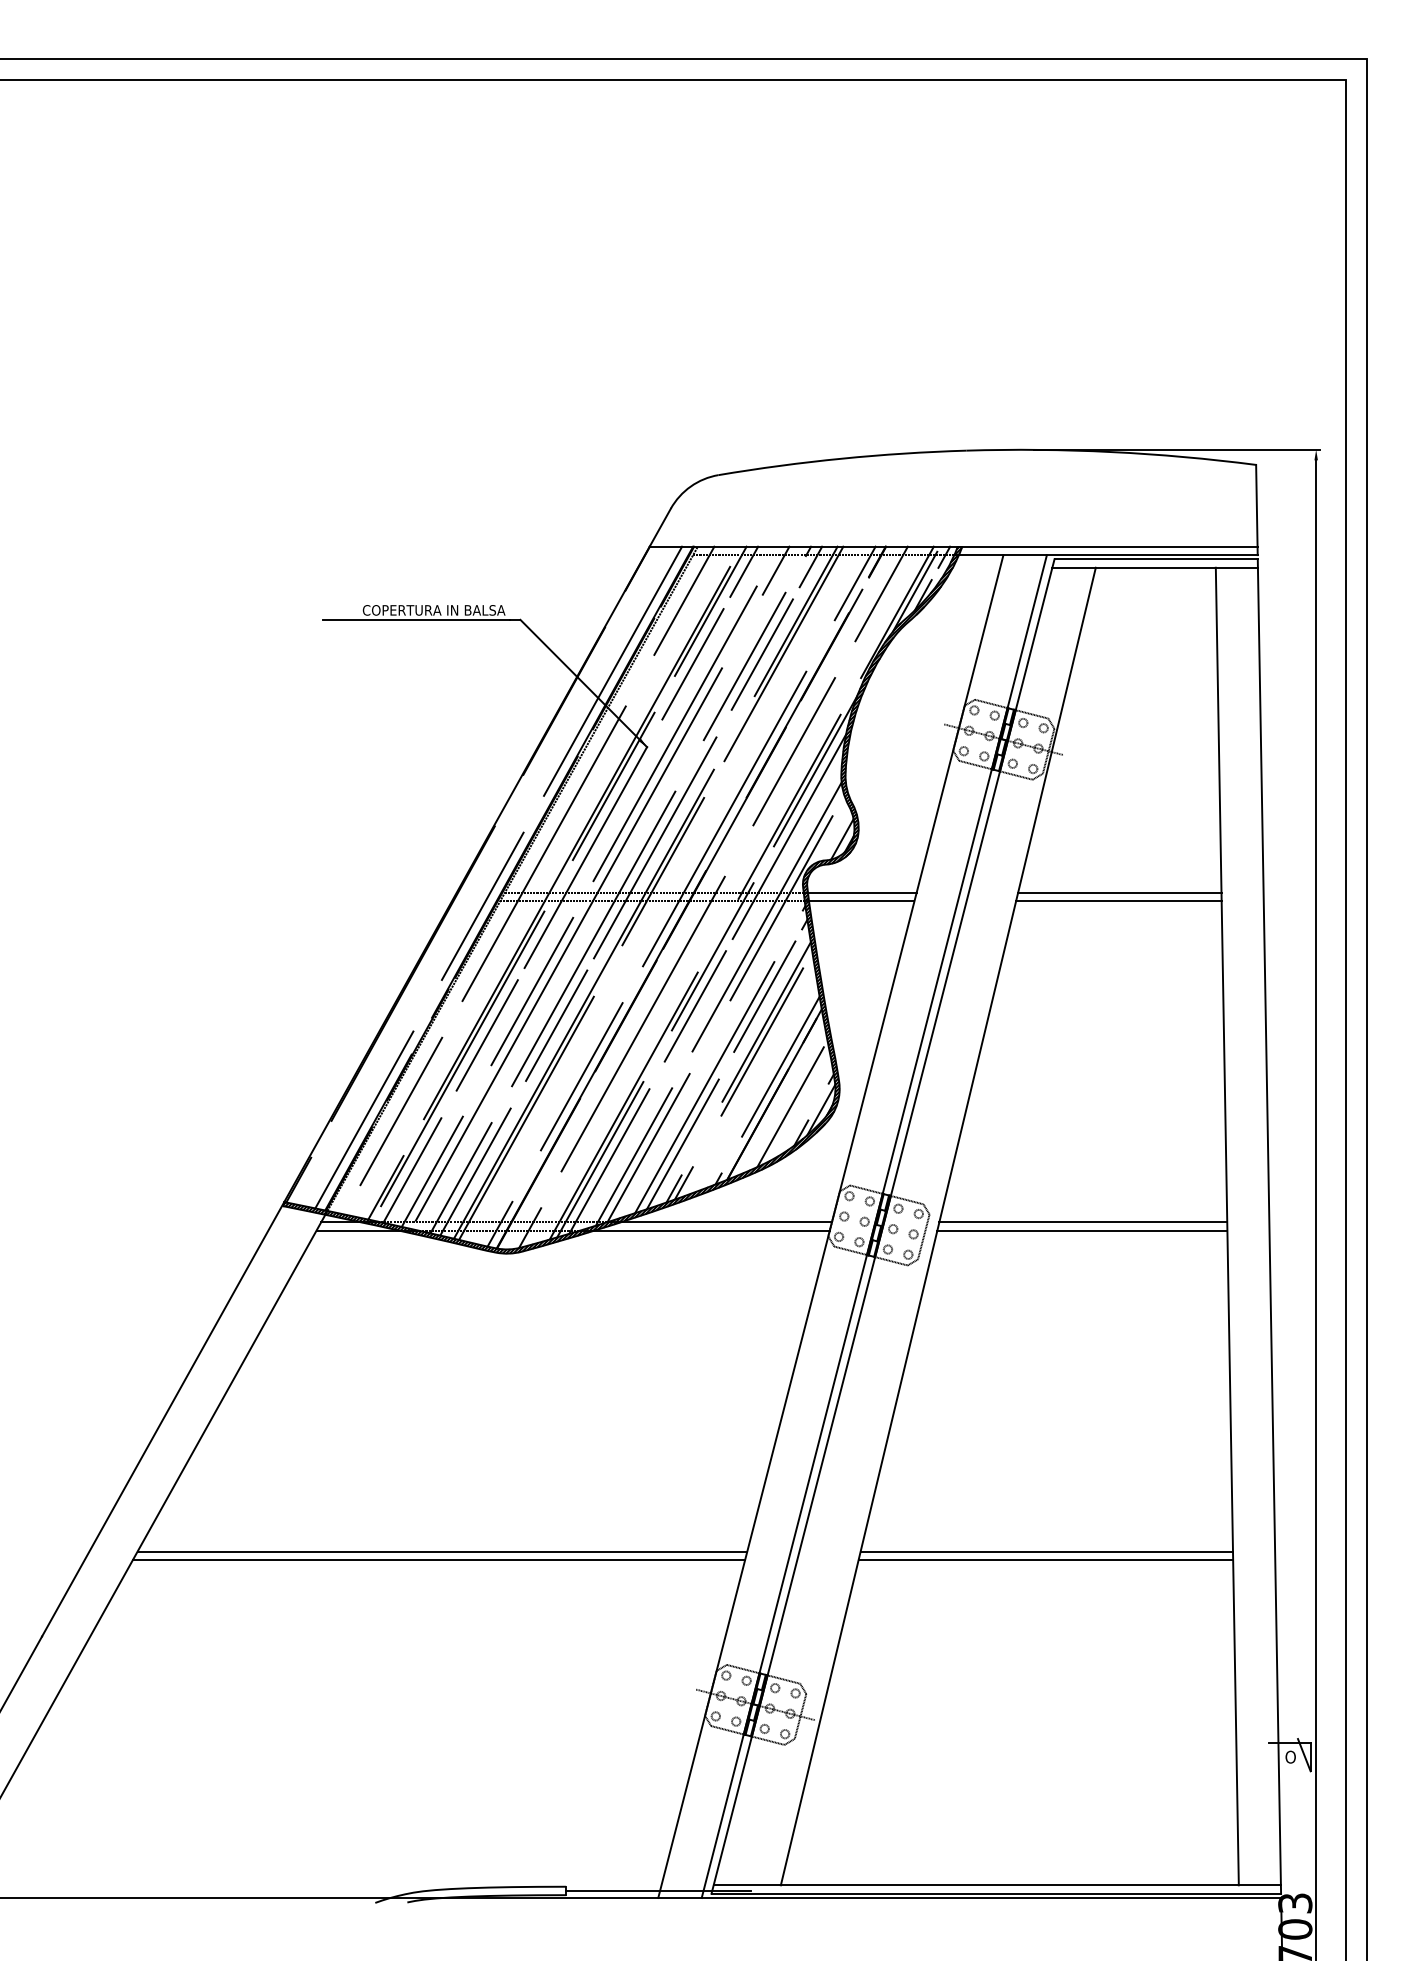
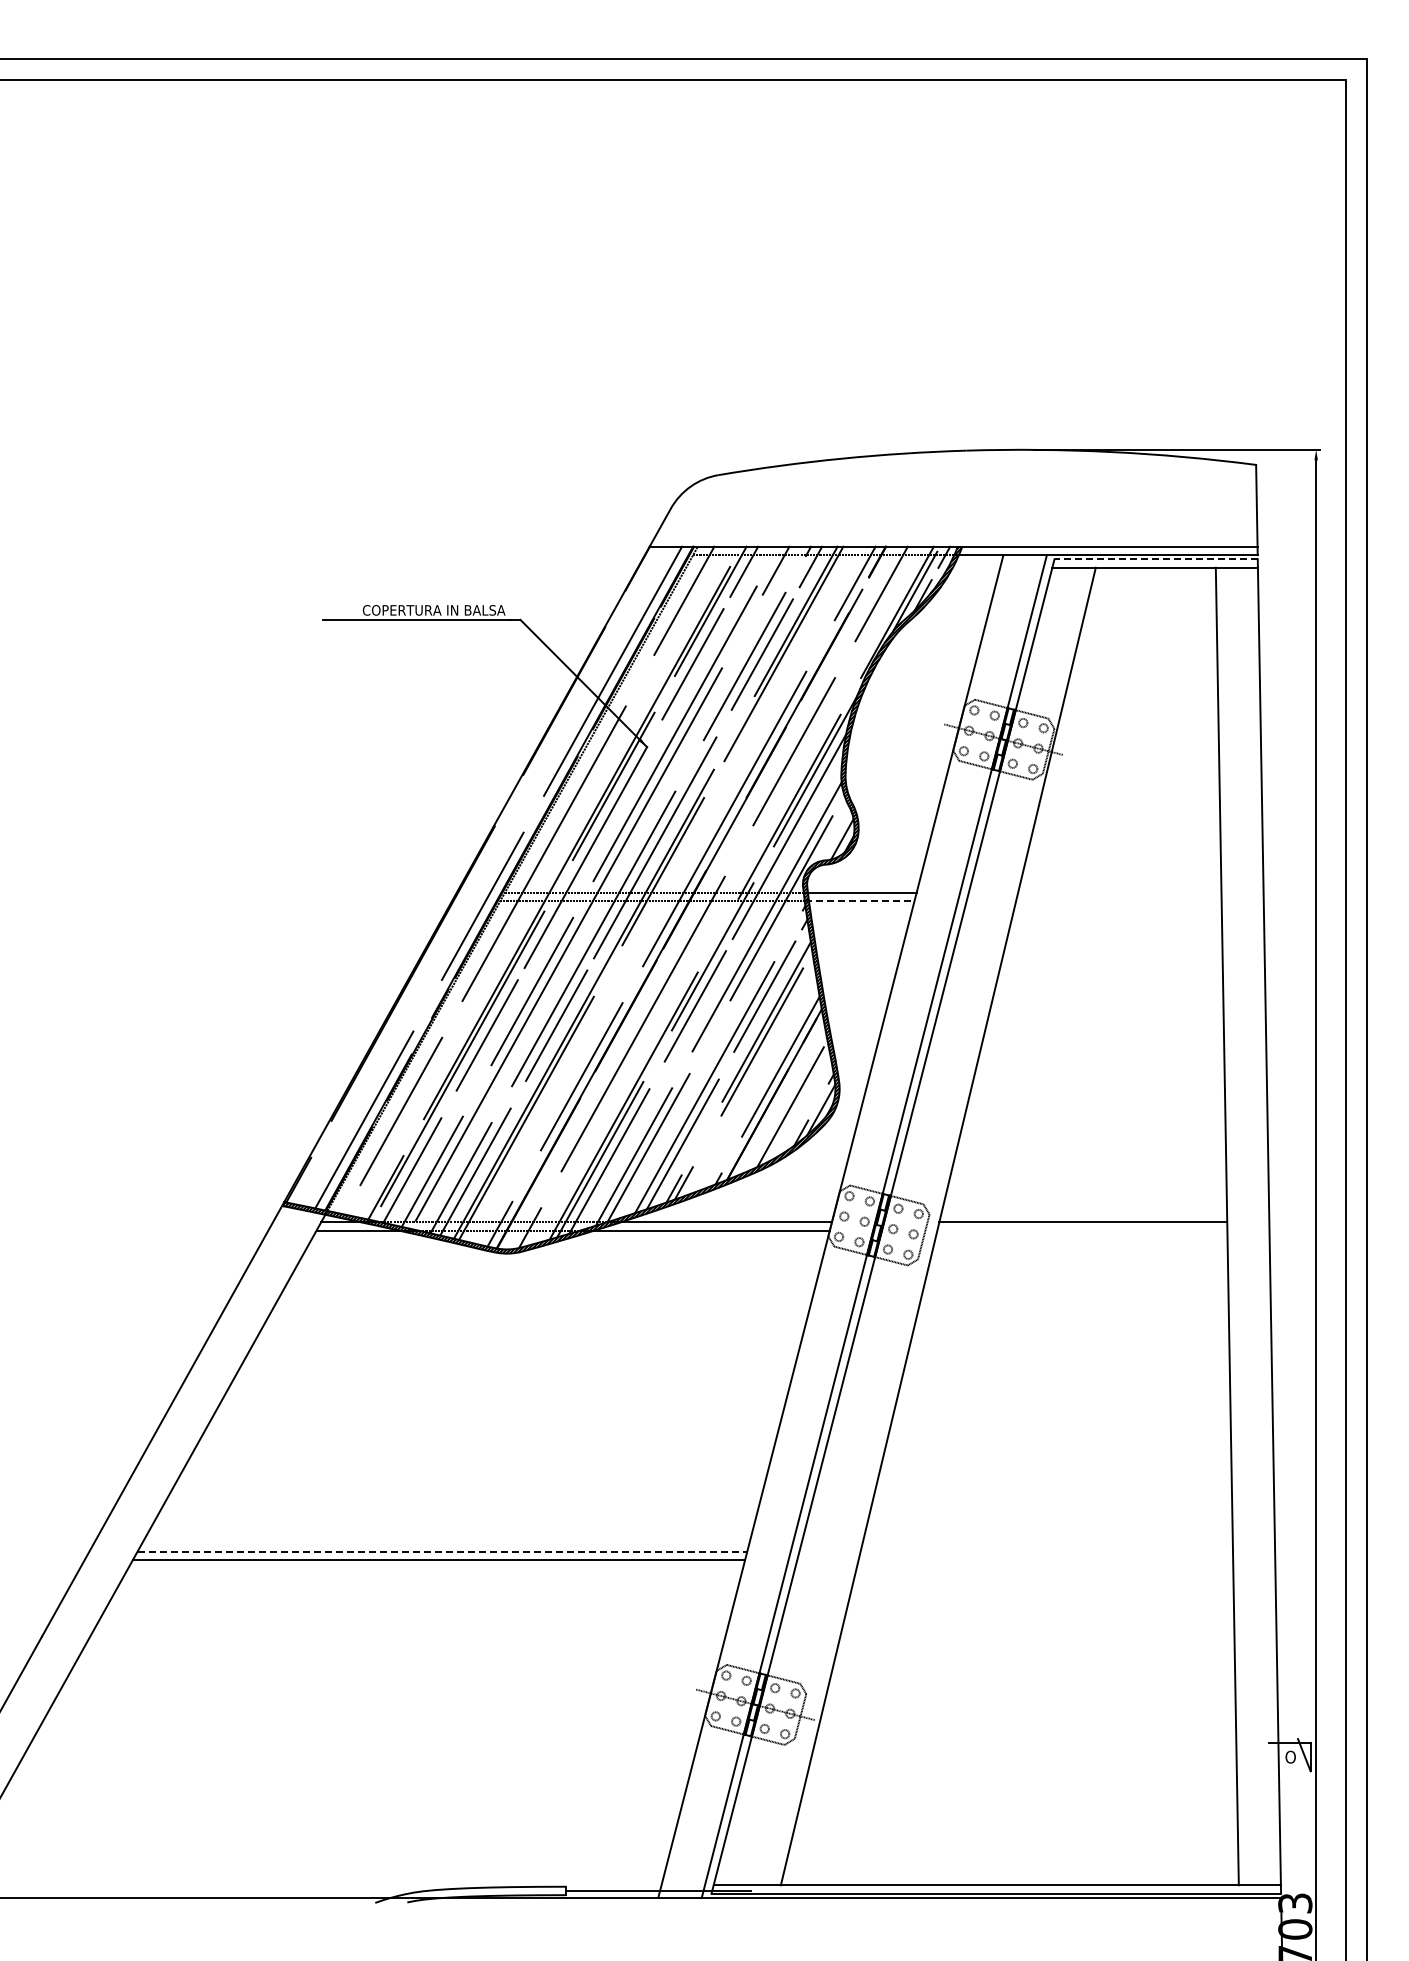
line: solid -> dashed (1156, 559)
line: present -> none (1119, 892)
line: solid -> dashed (859, 901)
line: present -> none (1118, 901)
line: present -> none (1082, 1230)
line: solid -> dashed (442, 1551)
line: present -> none (1046, 1551)
line: present -> none (1045, 1560)
